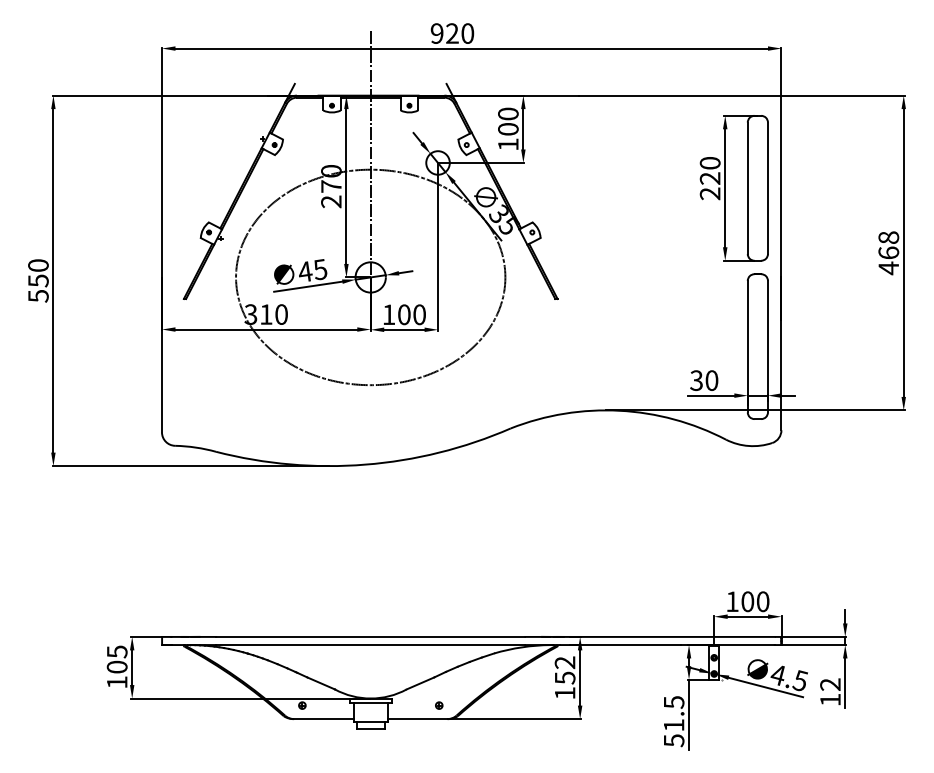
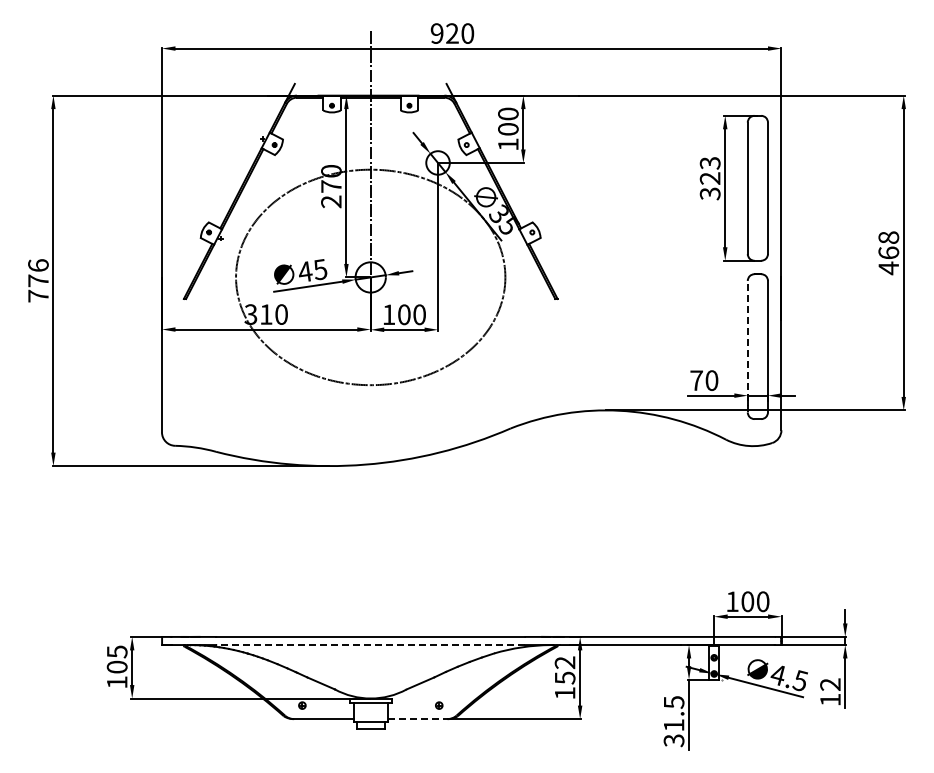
text: 220 -> 323 (710, 178)
text: 550 -> 776 (38, 280)
line: solid -> dashed (747, 346)
text: 30 -> 70 (696, 380)
line: solid -> dashed (370, 645)
line: solid -> dashed (418, 719)
text: 51.5 -> 31.5 (673, 740)
